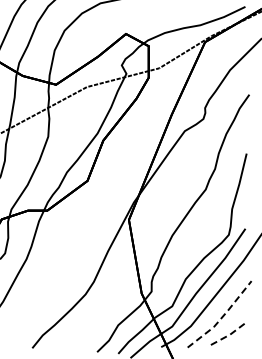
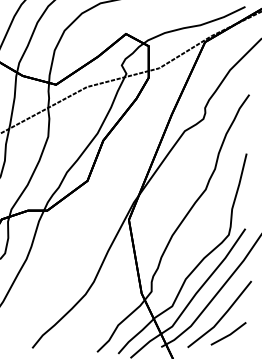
line: dashed -> solid (222, 316)
line: dashed -> solid (230, 334)
